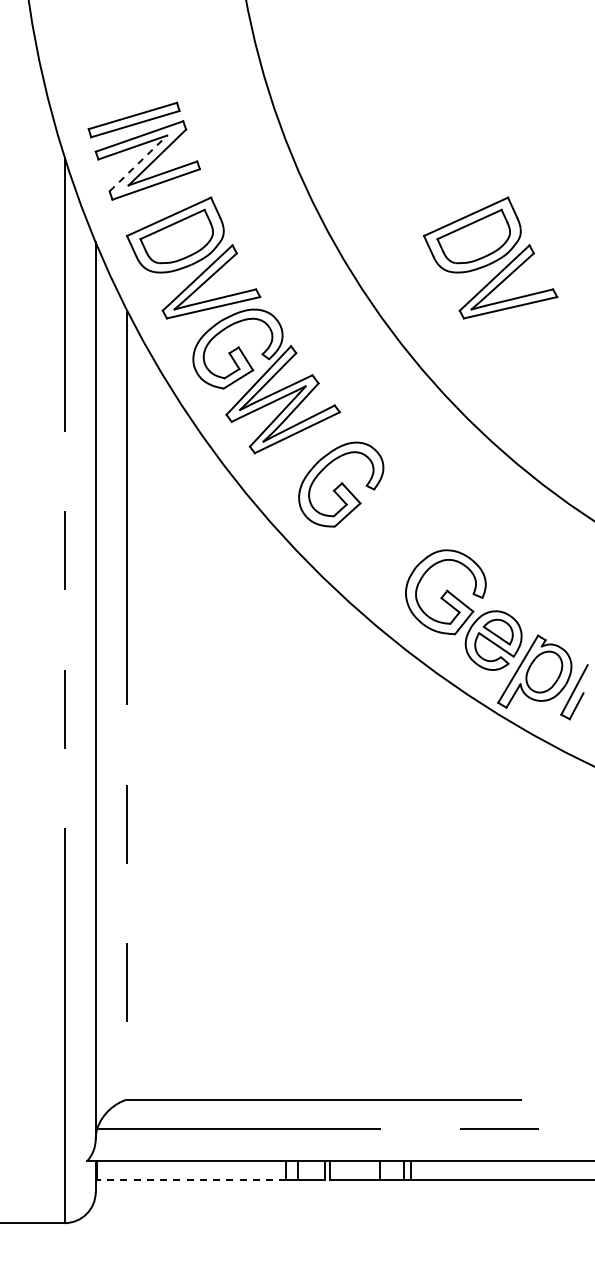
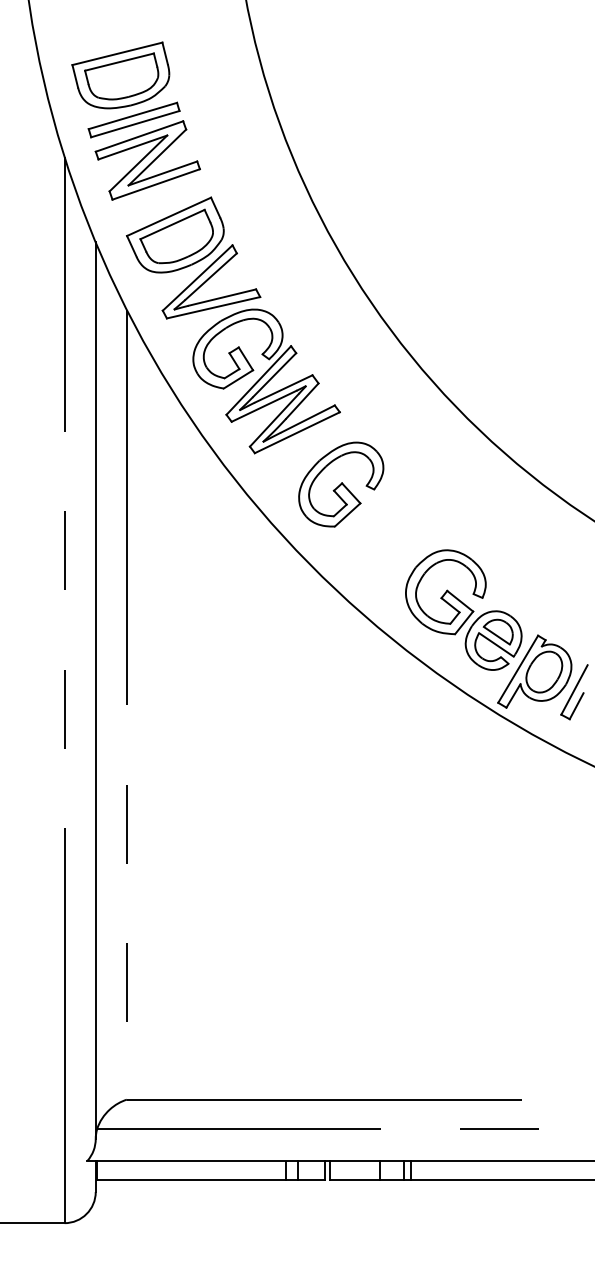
part: none -> present (120, 75)
line: dashed -> solid (138, 163)
part: present -> none (490, 257)
line: dashed -> solid (191, 1179)
